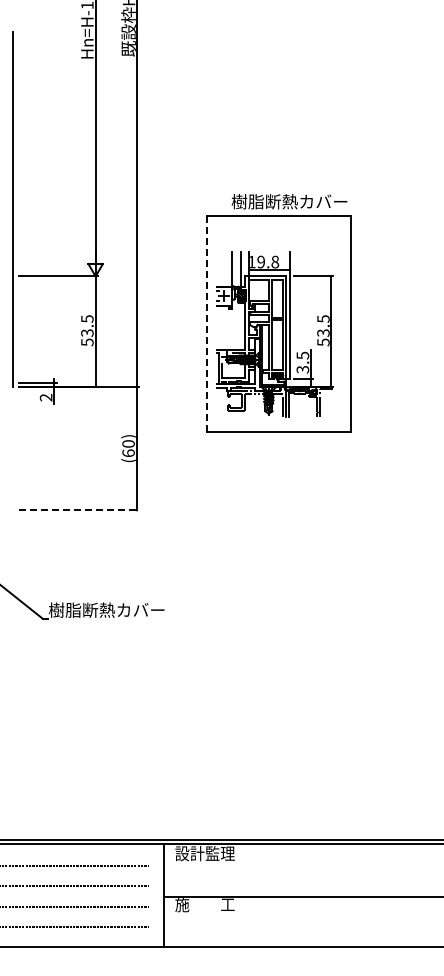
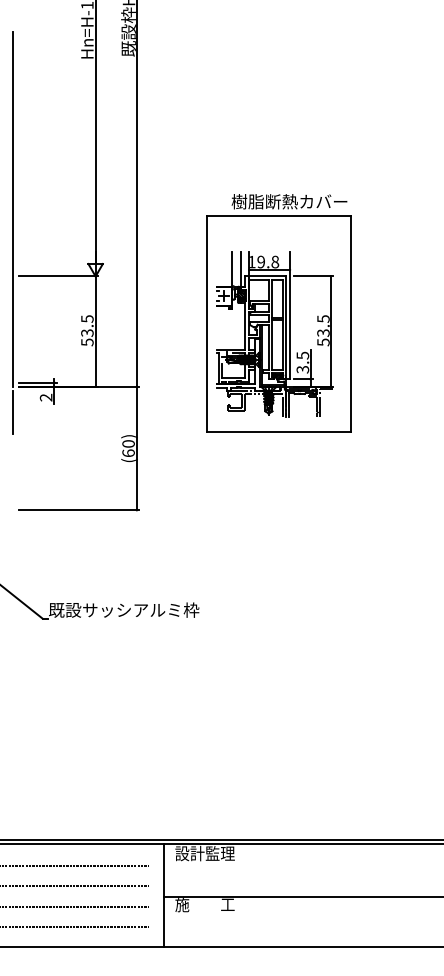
line: dashed -> solid (206, 324)
line: none -> present (13, 412)
line: dashed -> solid (79, 510)
text: 樹脂断熱カバー -> 既設サッシアルミ枠 (124, 609)
